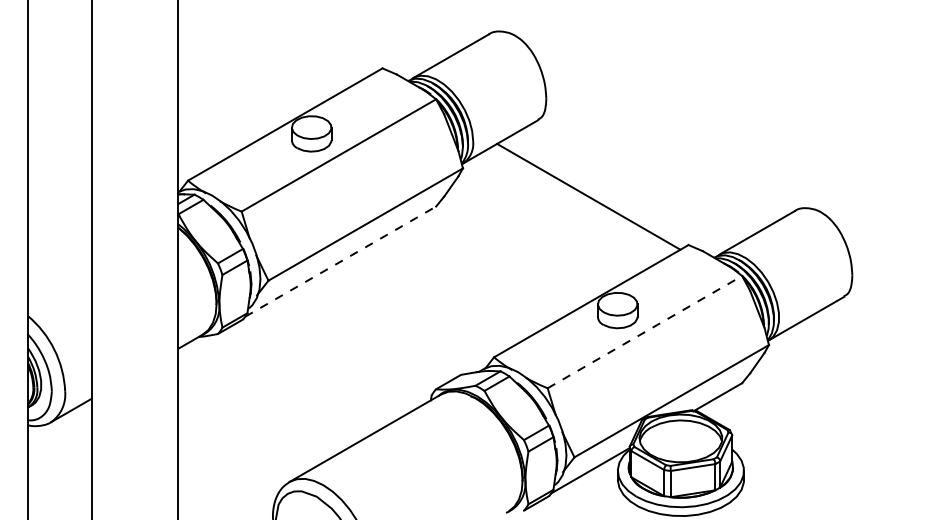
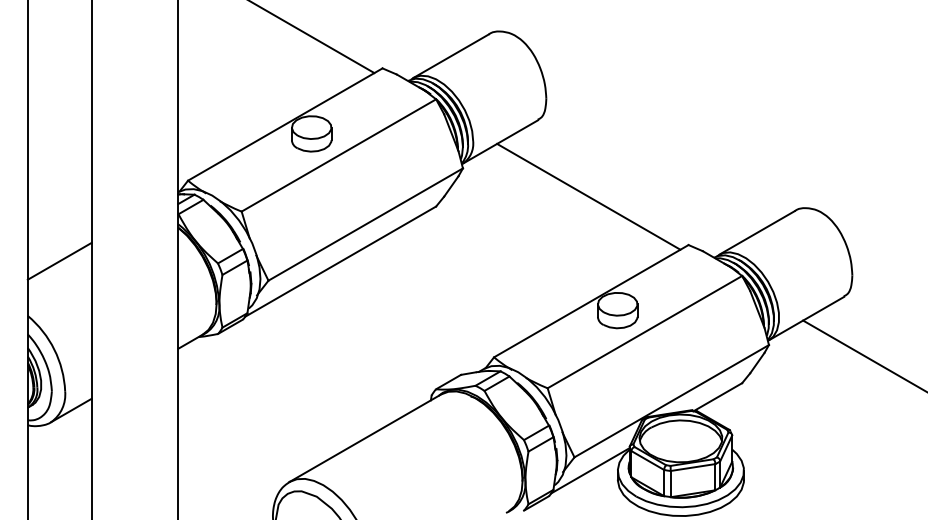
line: none -> present (313, 37)
line: none -> present (59, 260)
line: dashed -> solid (341, 261)
line: dashed -> solid (645, 331)
line: none -> present (863, 355)
